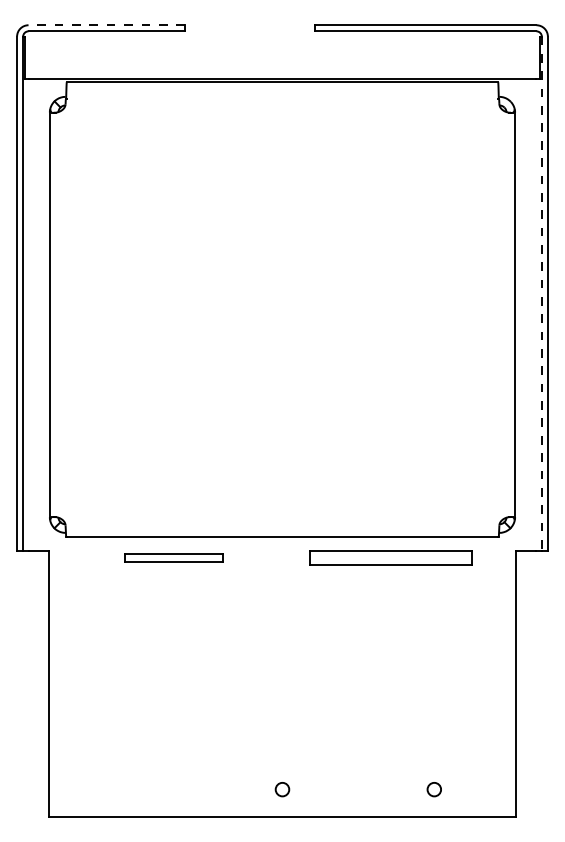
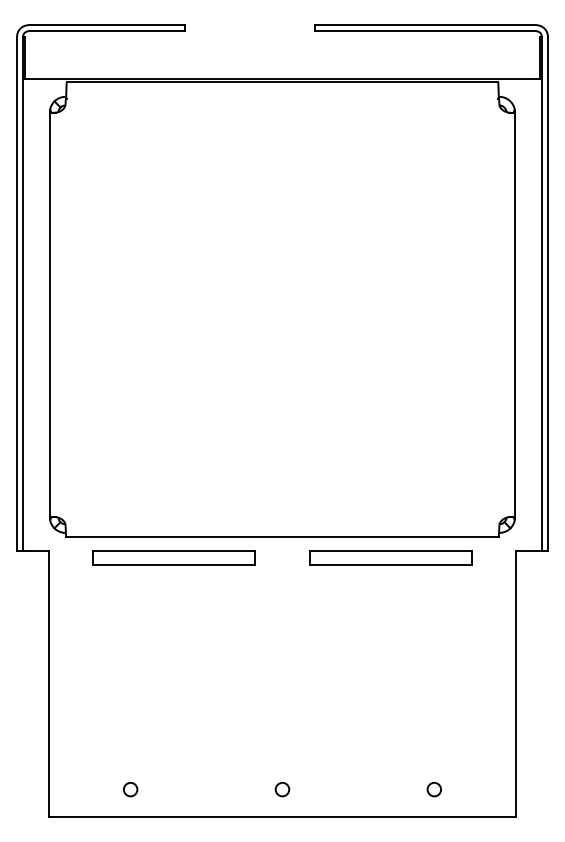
line: dashed -> solid (106, 25)
line: dashed -> solid (541, 294)
part size: 100x10 px -> 164x16 px (173, 557)
circle: none -> present (130, 789)
